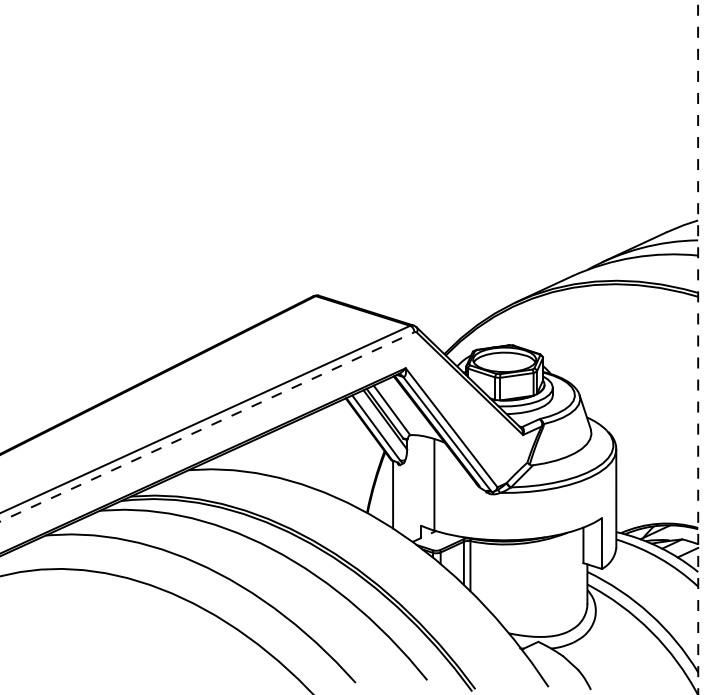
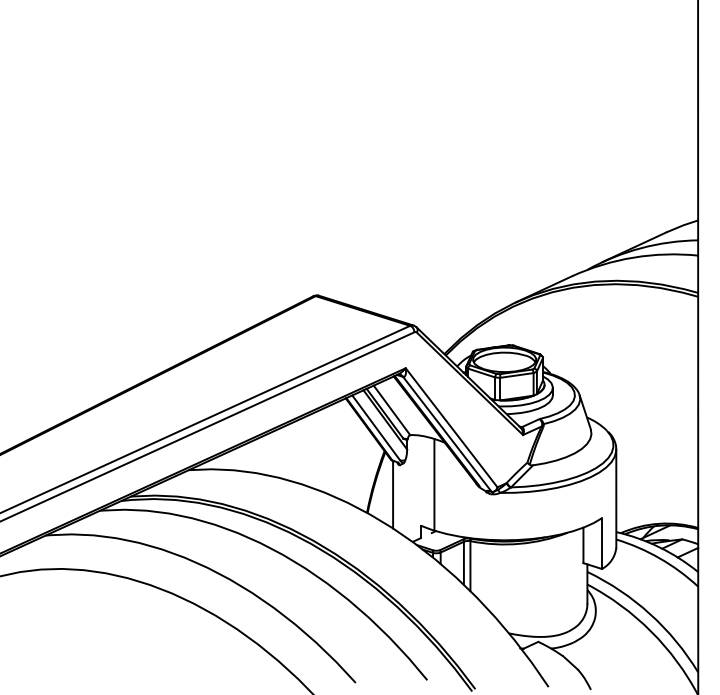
line: dashed -> solid (698, 347)
line: dashed -> solid (208, 426)
